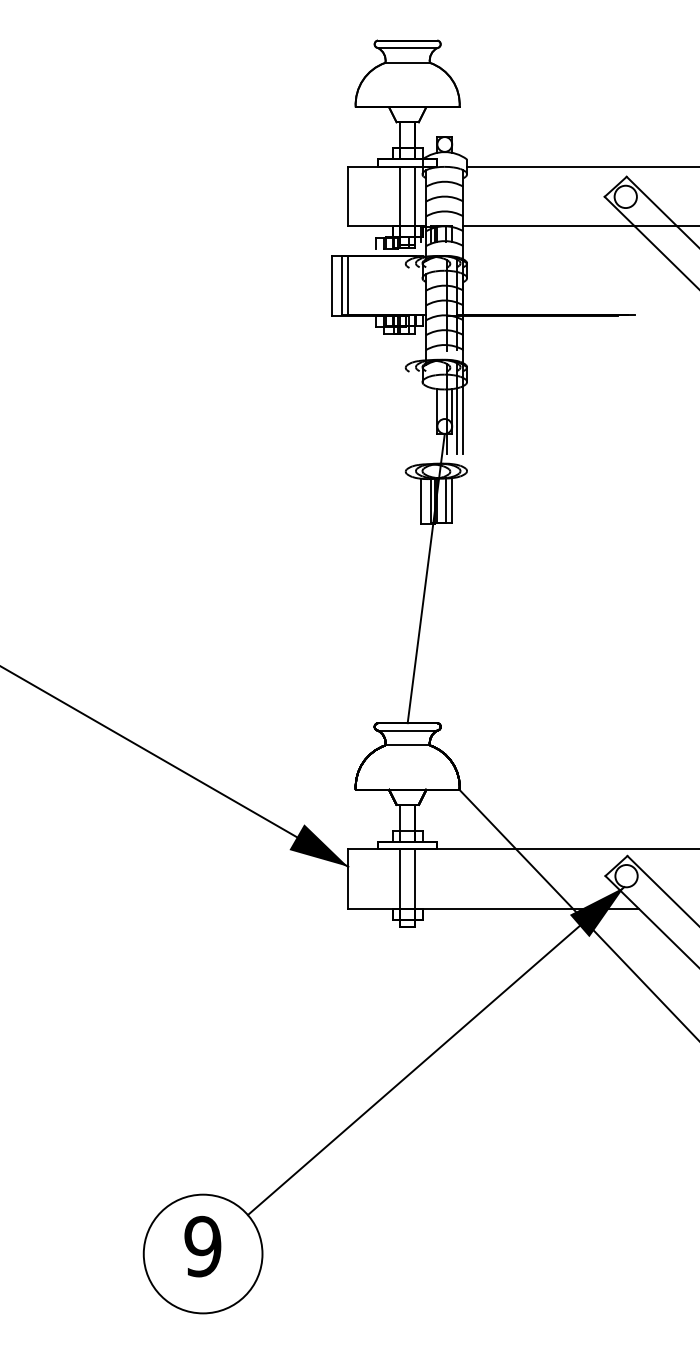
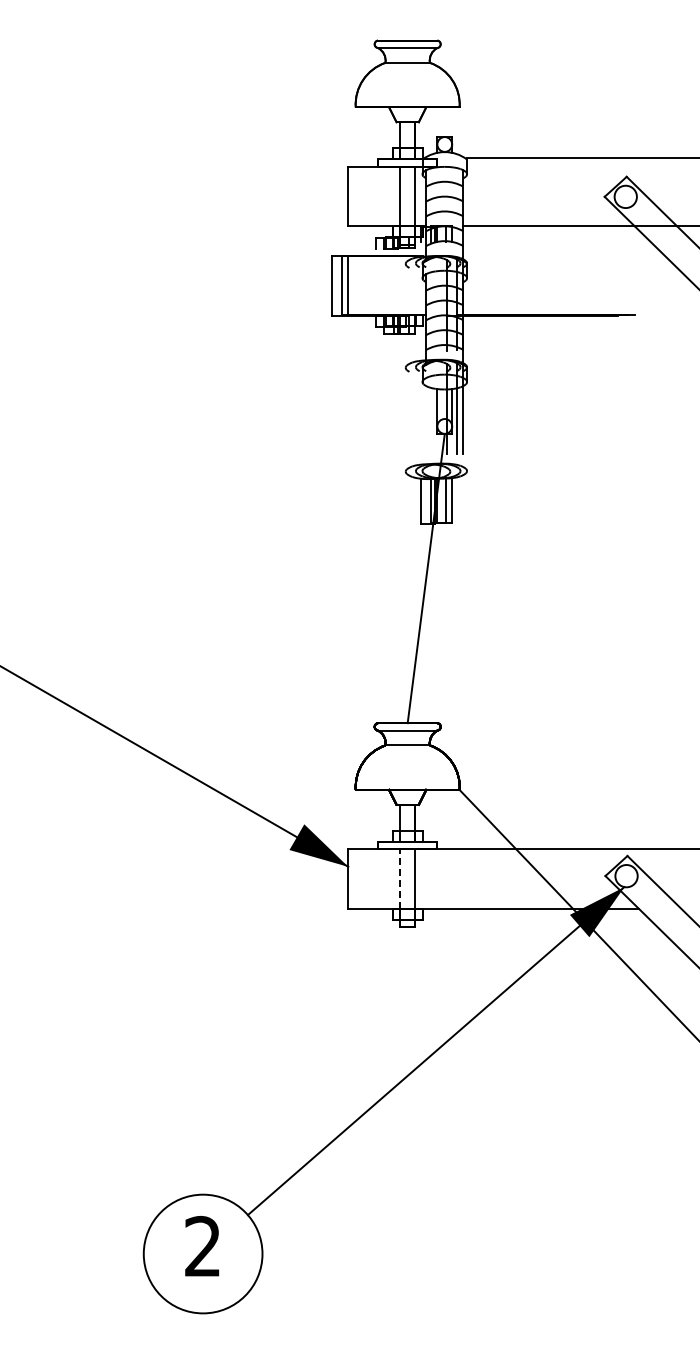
line position: (581, 166) -> (581, 157) (581, 157)
line: solid -> dashed (400, 879)
text: 9 -> 2 (202, 1246)
